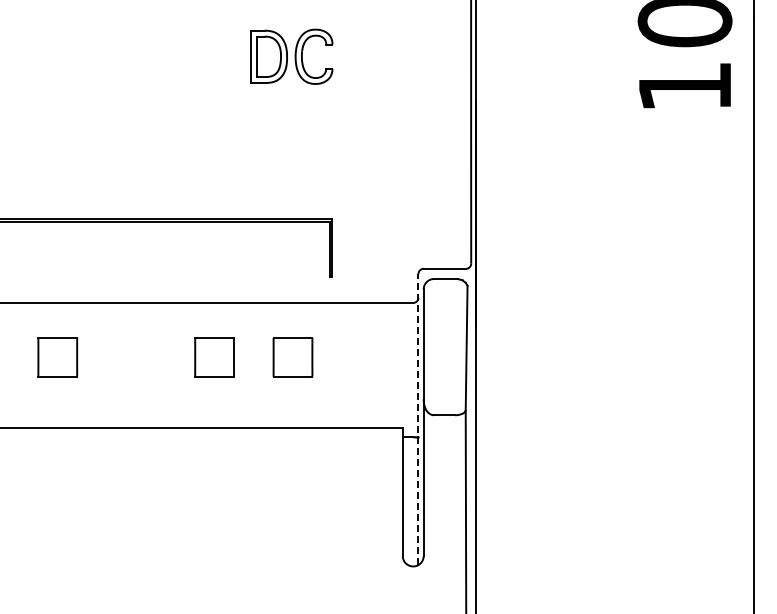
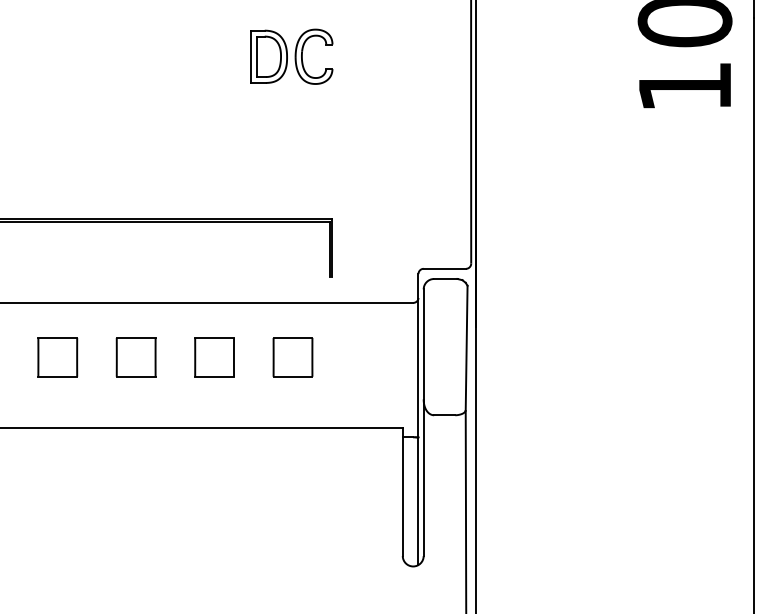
part: none -> present (135, 357)
line: dashed -> solid (418, 418)
